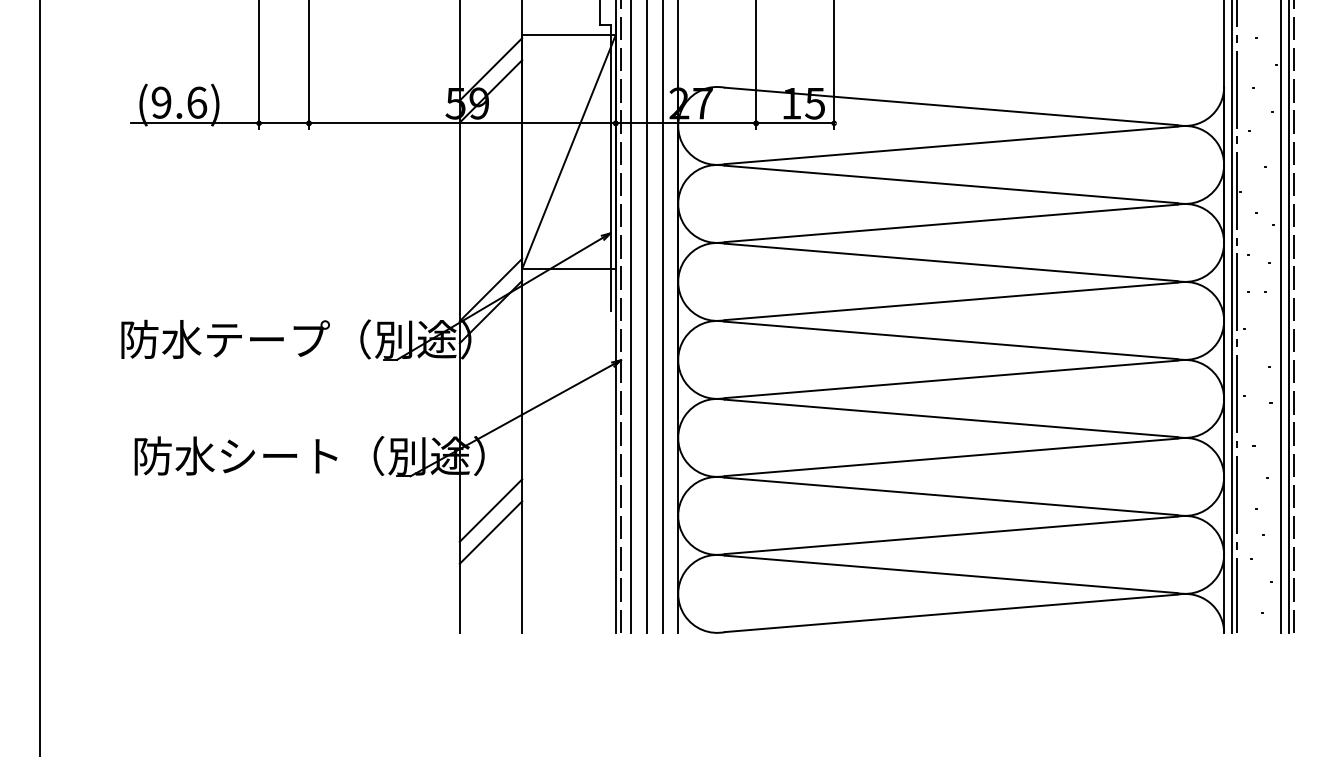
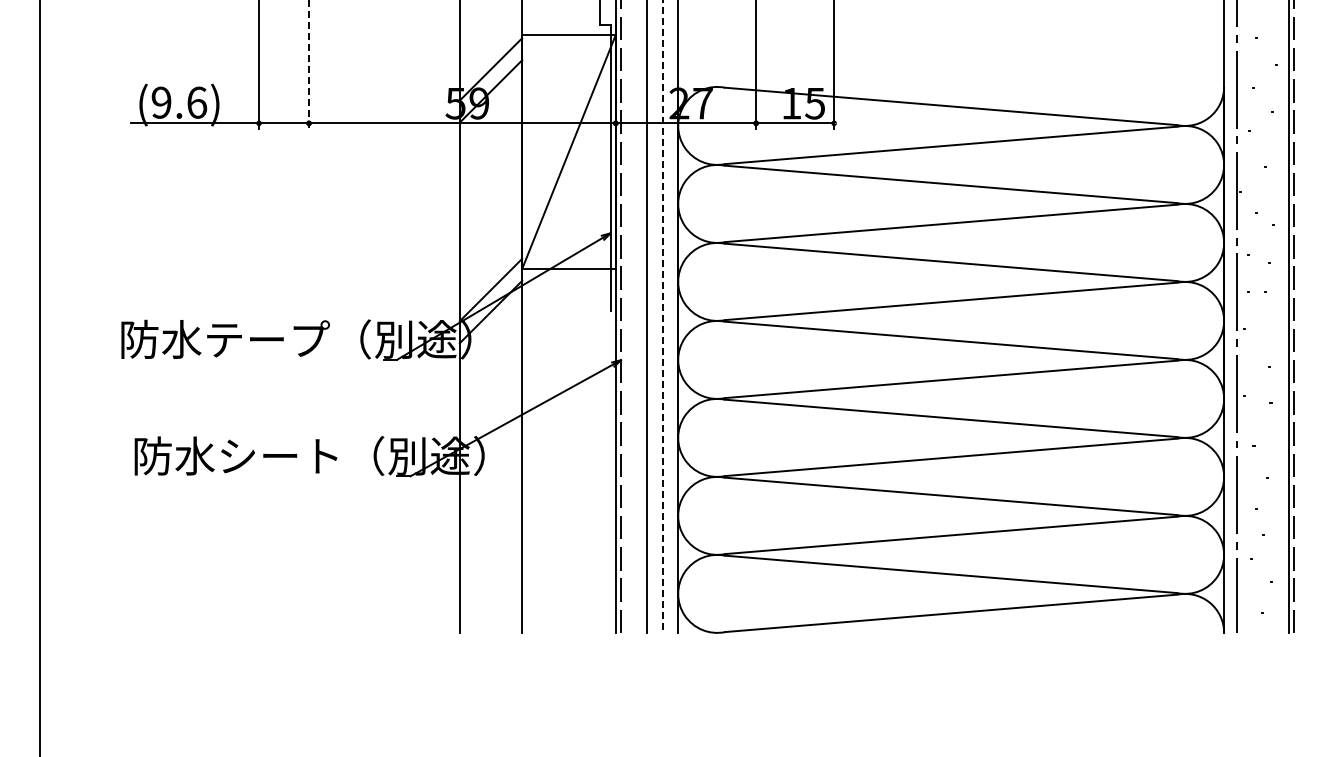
line: solid -> dashed (309, 64)
line: solid -> dashed (662, 316)
line: present -> none (631, 317)
line: present -> none (1231, 317)
line: present -> none (1281, 317)
line: present -> none (490, 510)
line: present -> none (490, 532)
